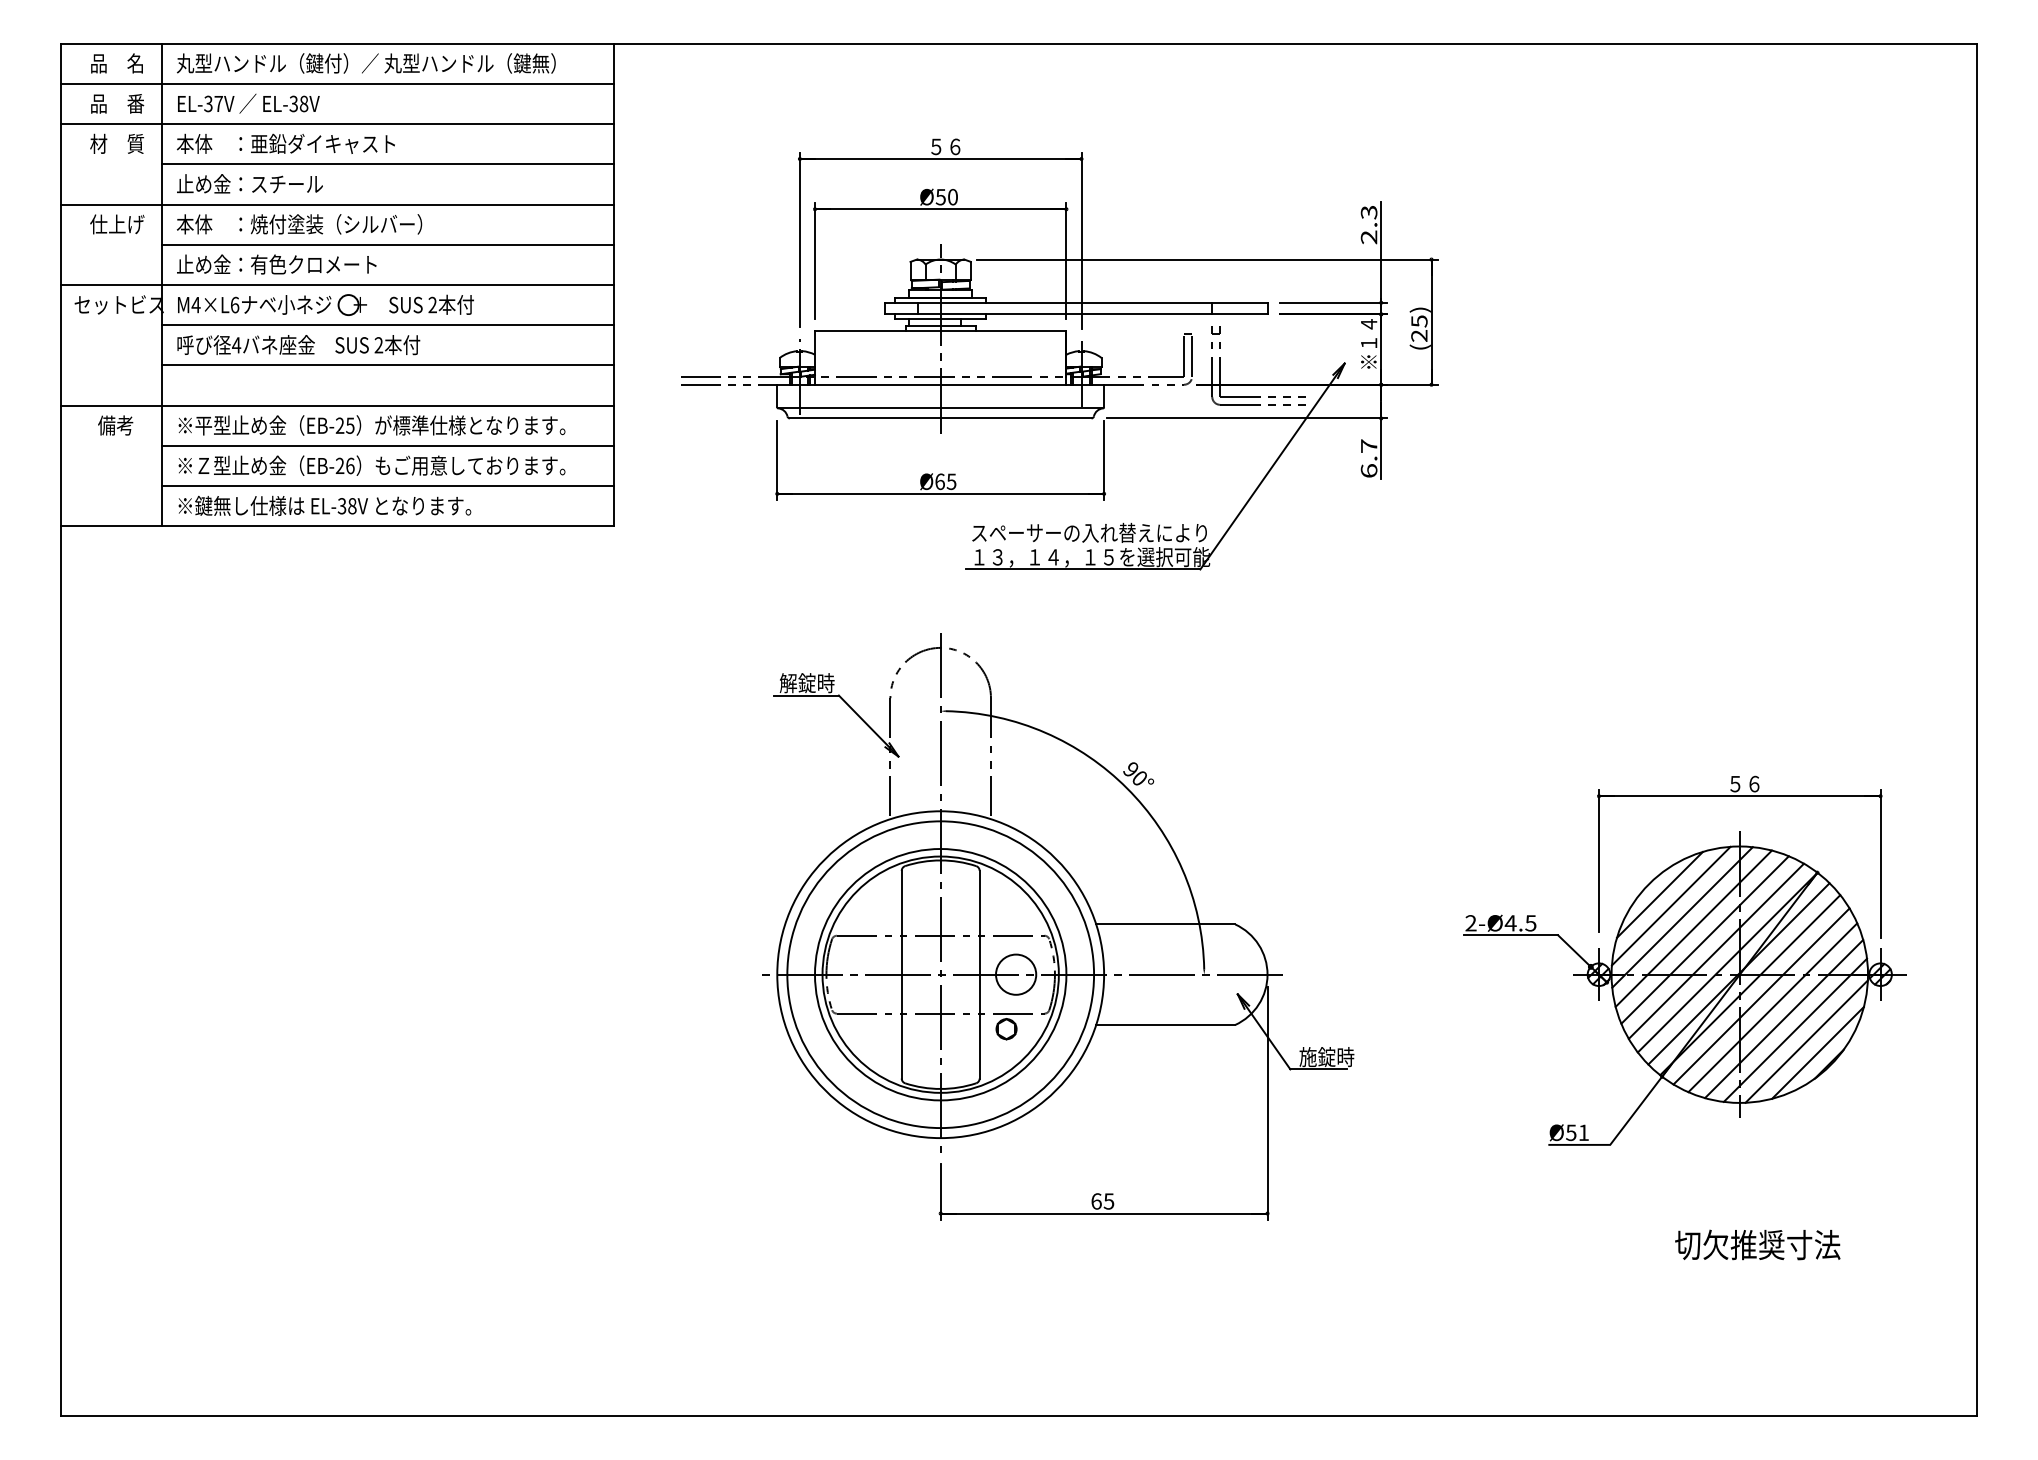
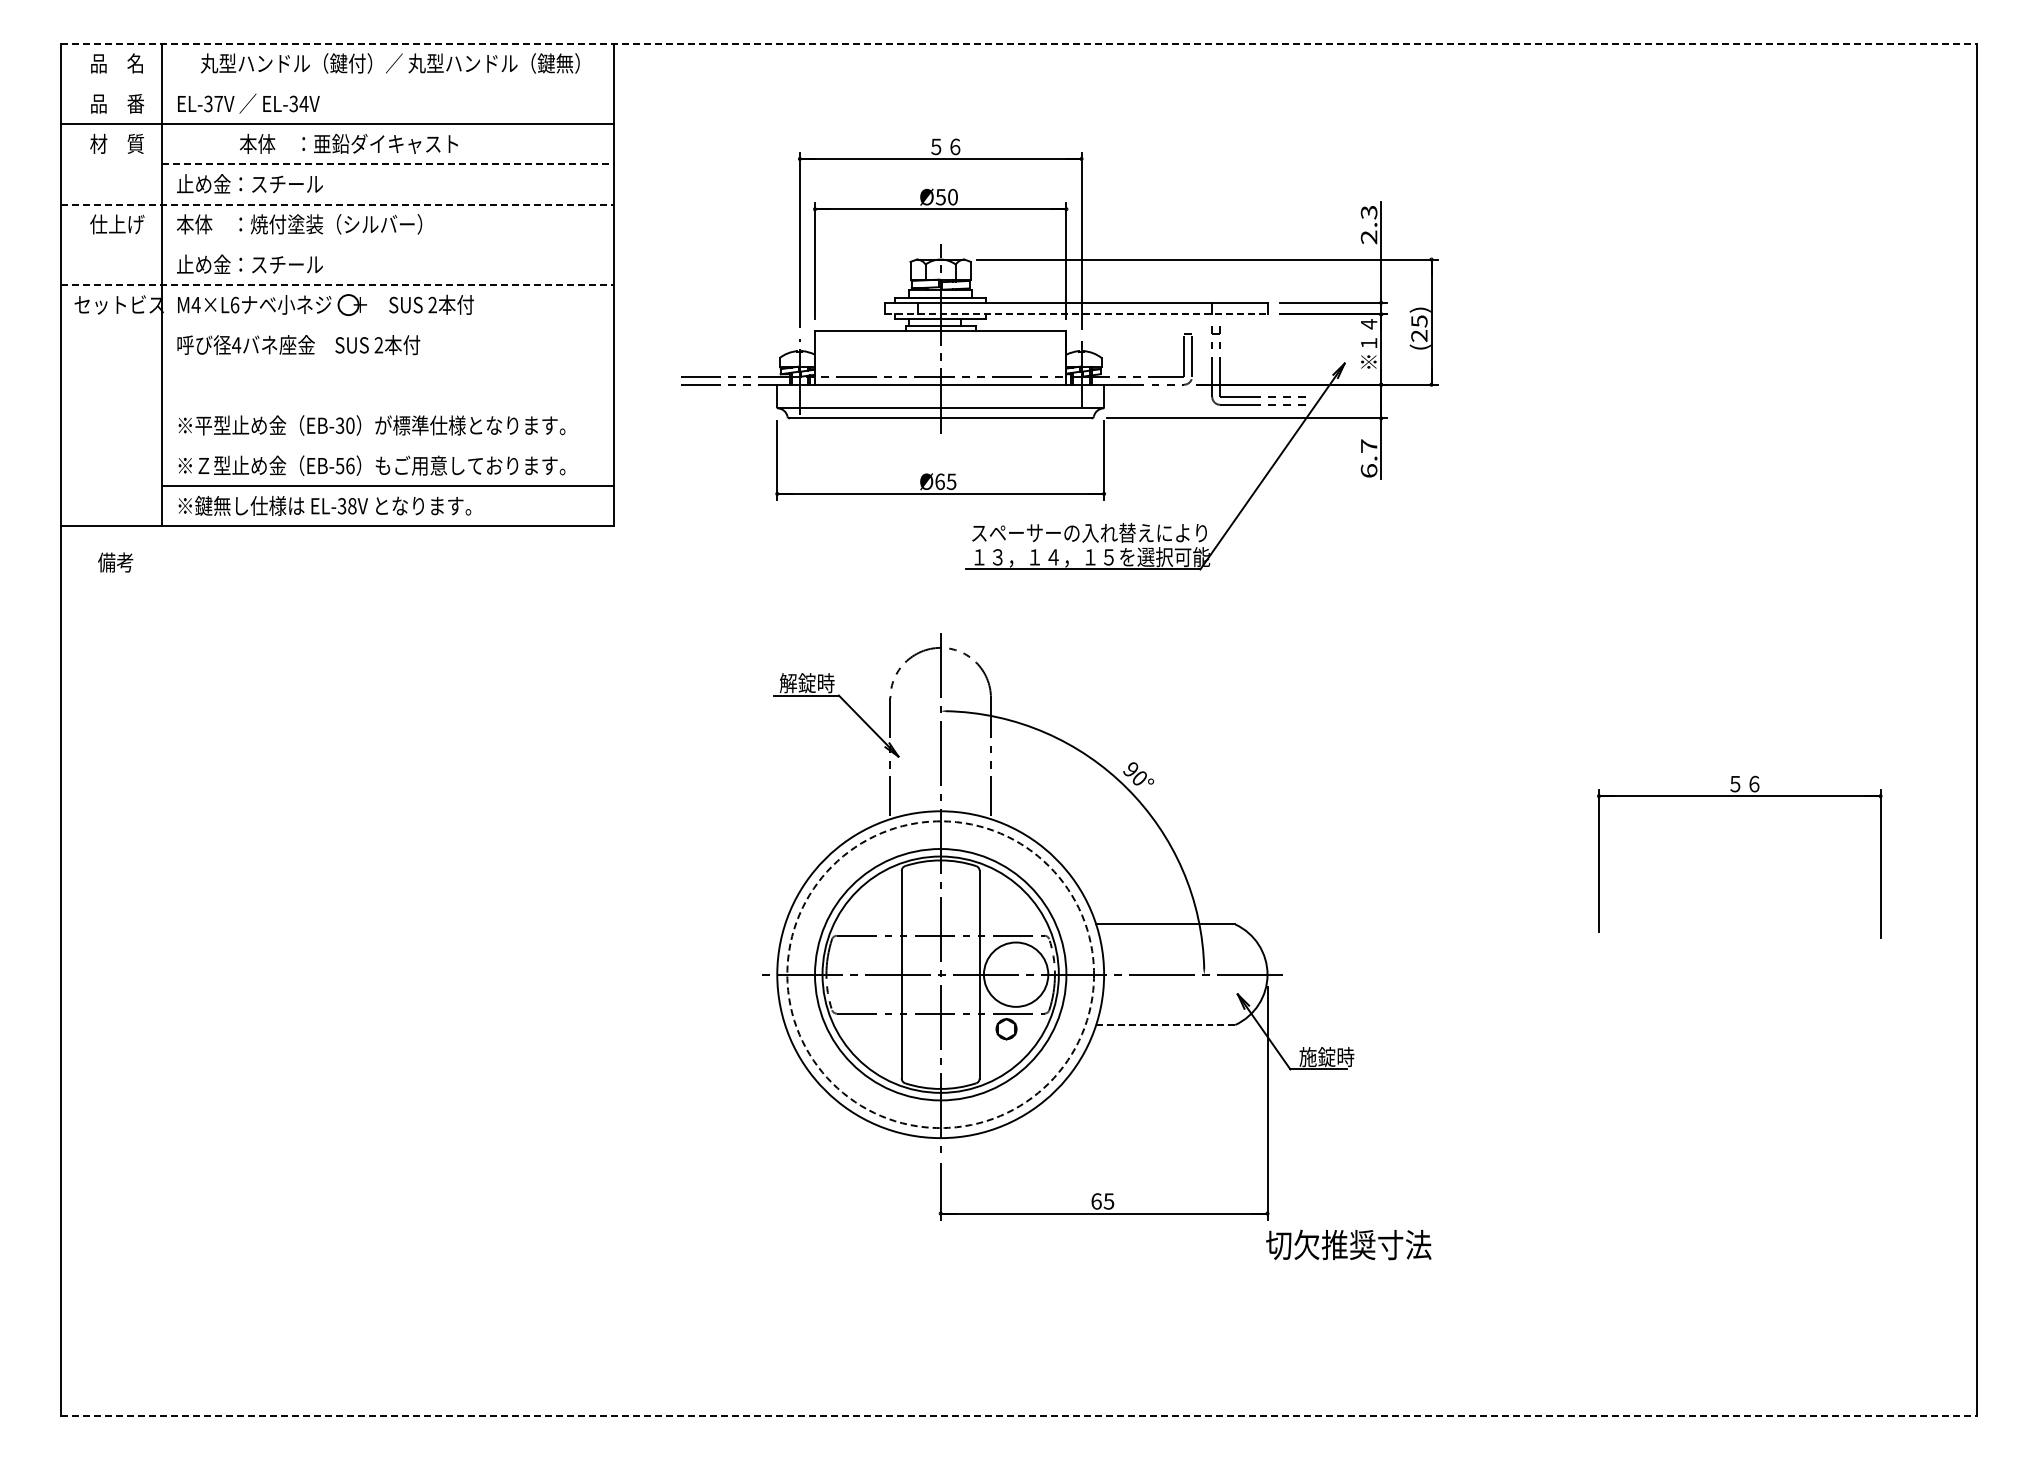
line: solid -> dashed (1018, 43)
text position: (366, 63) -> (390, 63) (390, 63)
line: present -> none (337, 83)
text: EL-38V -> EL-34V (303, 103)
text position: (285, 143) -> (348, 143) (348, 143)
line: solid -> dashed (388, 164)
line: solid -> dashed (337, 204)
line: present -> none (387, 244)
text: 止め金：有色クロメート -> 止め金：スチール (313, 264)
line: solid -> dashed (337, 285)
line: solid -> dashed (1076, 314)
line: present -> none (387, 325)
line: present -> none (387, 365)
line: present -> none (337, 405)
text position: (115, 425) -> (115, 562) (115, 562)
text: EB-25 -> EB-30 (344, 425)
line: present -> none (387, 445)
text: EB-26 -> EB-56 (339, 465)
circle: solid -> dashed (940, 974)
circle diameter: 40 px -> 64 px (1015, 974)
part: present -> none (1684, 988)
line: solid -> dashed (1165, 1024)
text position: (1757, 1244) -> (1348, 1244) (1348, 1244)
line: solid -> dashed (1018, 1416)
